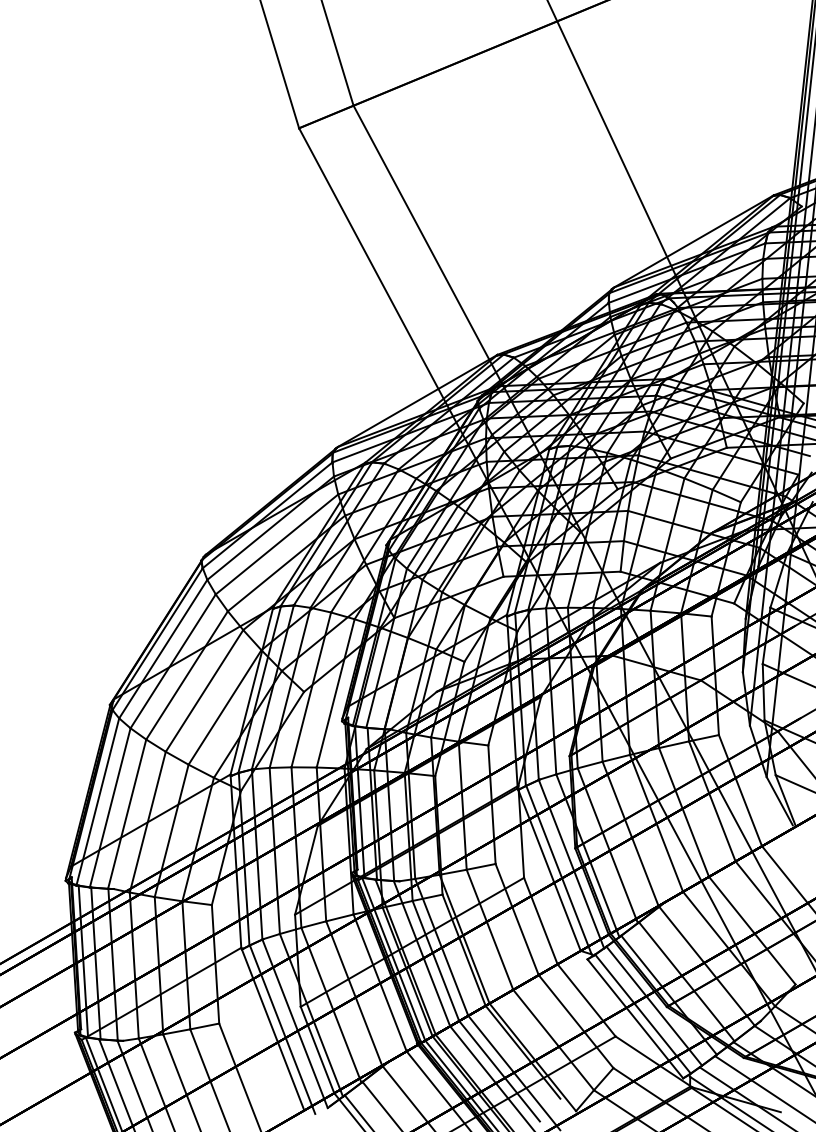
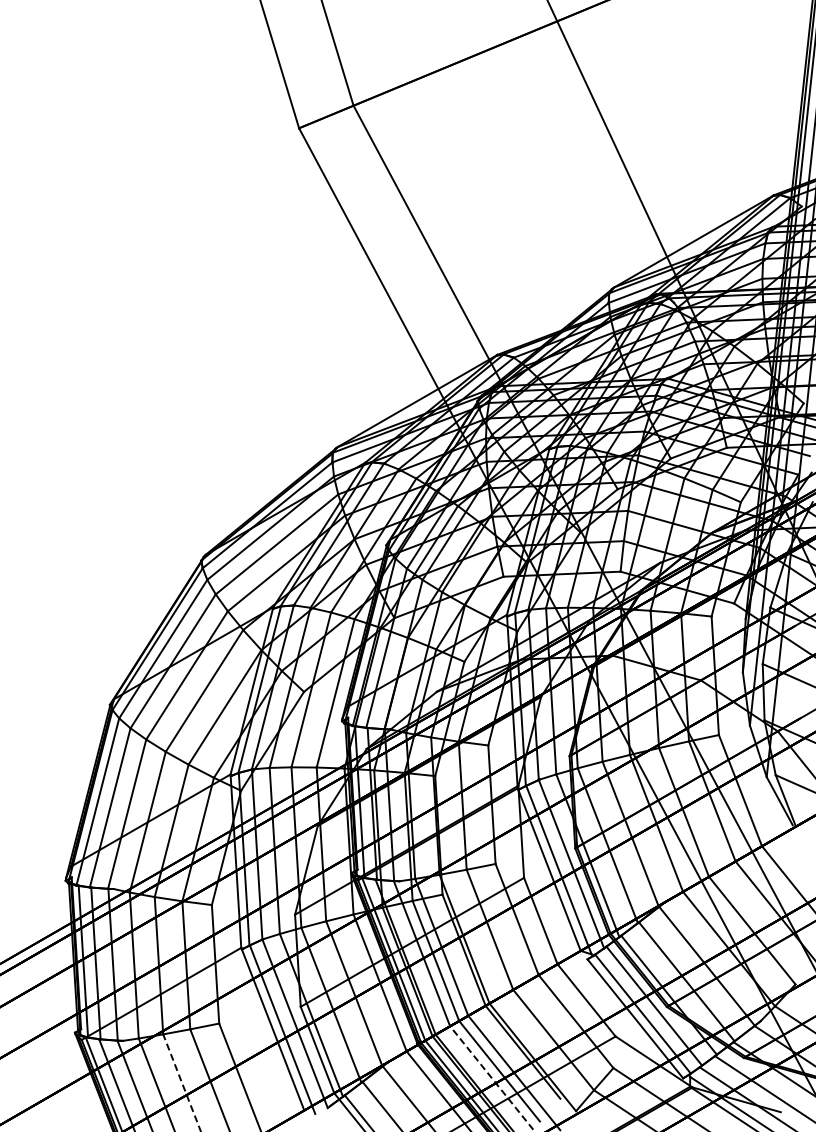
line: solid -> dashed (492, 1078)
line: solid -> dashed (181, 1082)
